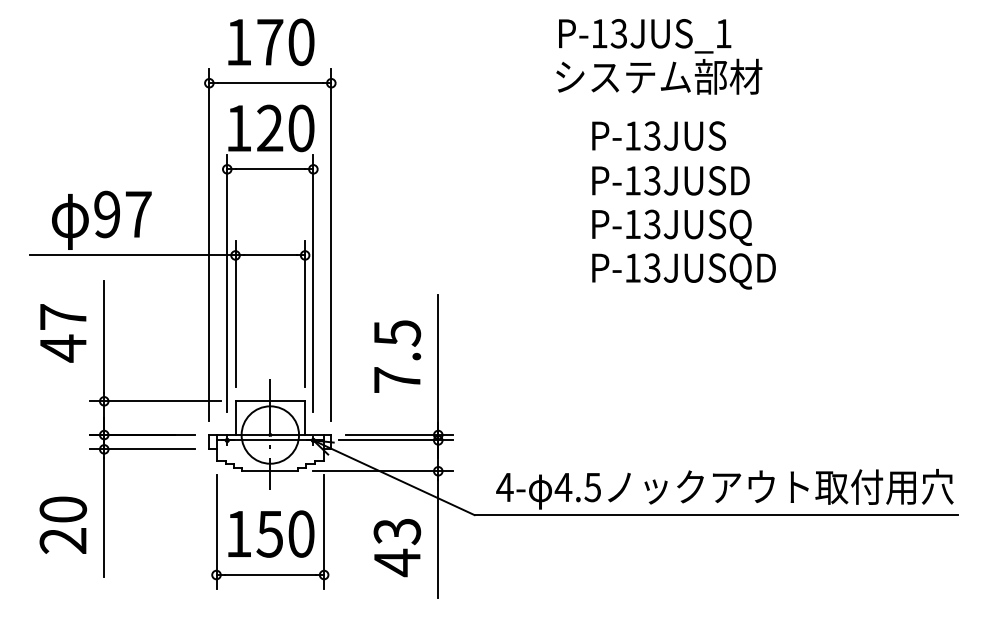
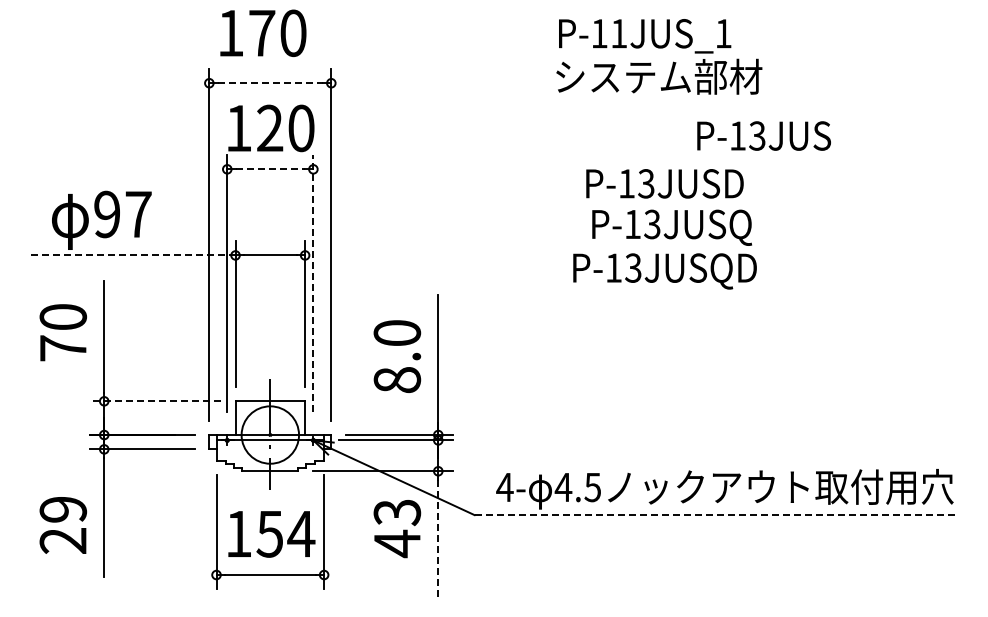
text: P-13JUS_1 -> P-11JUS_1 (618, 33)
text position: (271, 41) -> (263, 32) (263, 32)
line: solid -> dashed (270, 83)
text position: (658, 135) -> (763, 135) (763, 135)
line: solid -> dashed (270, 169)
text position: (670, 180) -> (664, 183) (664, 183)
line: solid -> dashed (132, 255)
text position: (683, 271) -> (664, 271) (664, 271)
line: solid -> dashed (313, 282)
text: 47 -> 70 (63, 333)
text: 7.5 -> 8.0 (397, 356)
line: solid -> dashed (155, 401)
text: 20 -> 29 (63, 509)
line: solid -> dashed (716, 515)
text: 150 -> 154 (301, 533)
line: solid -> dashed (438, 539)
text position: (397, 548) -> (397, 529) (397, 529)
